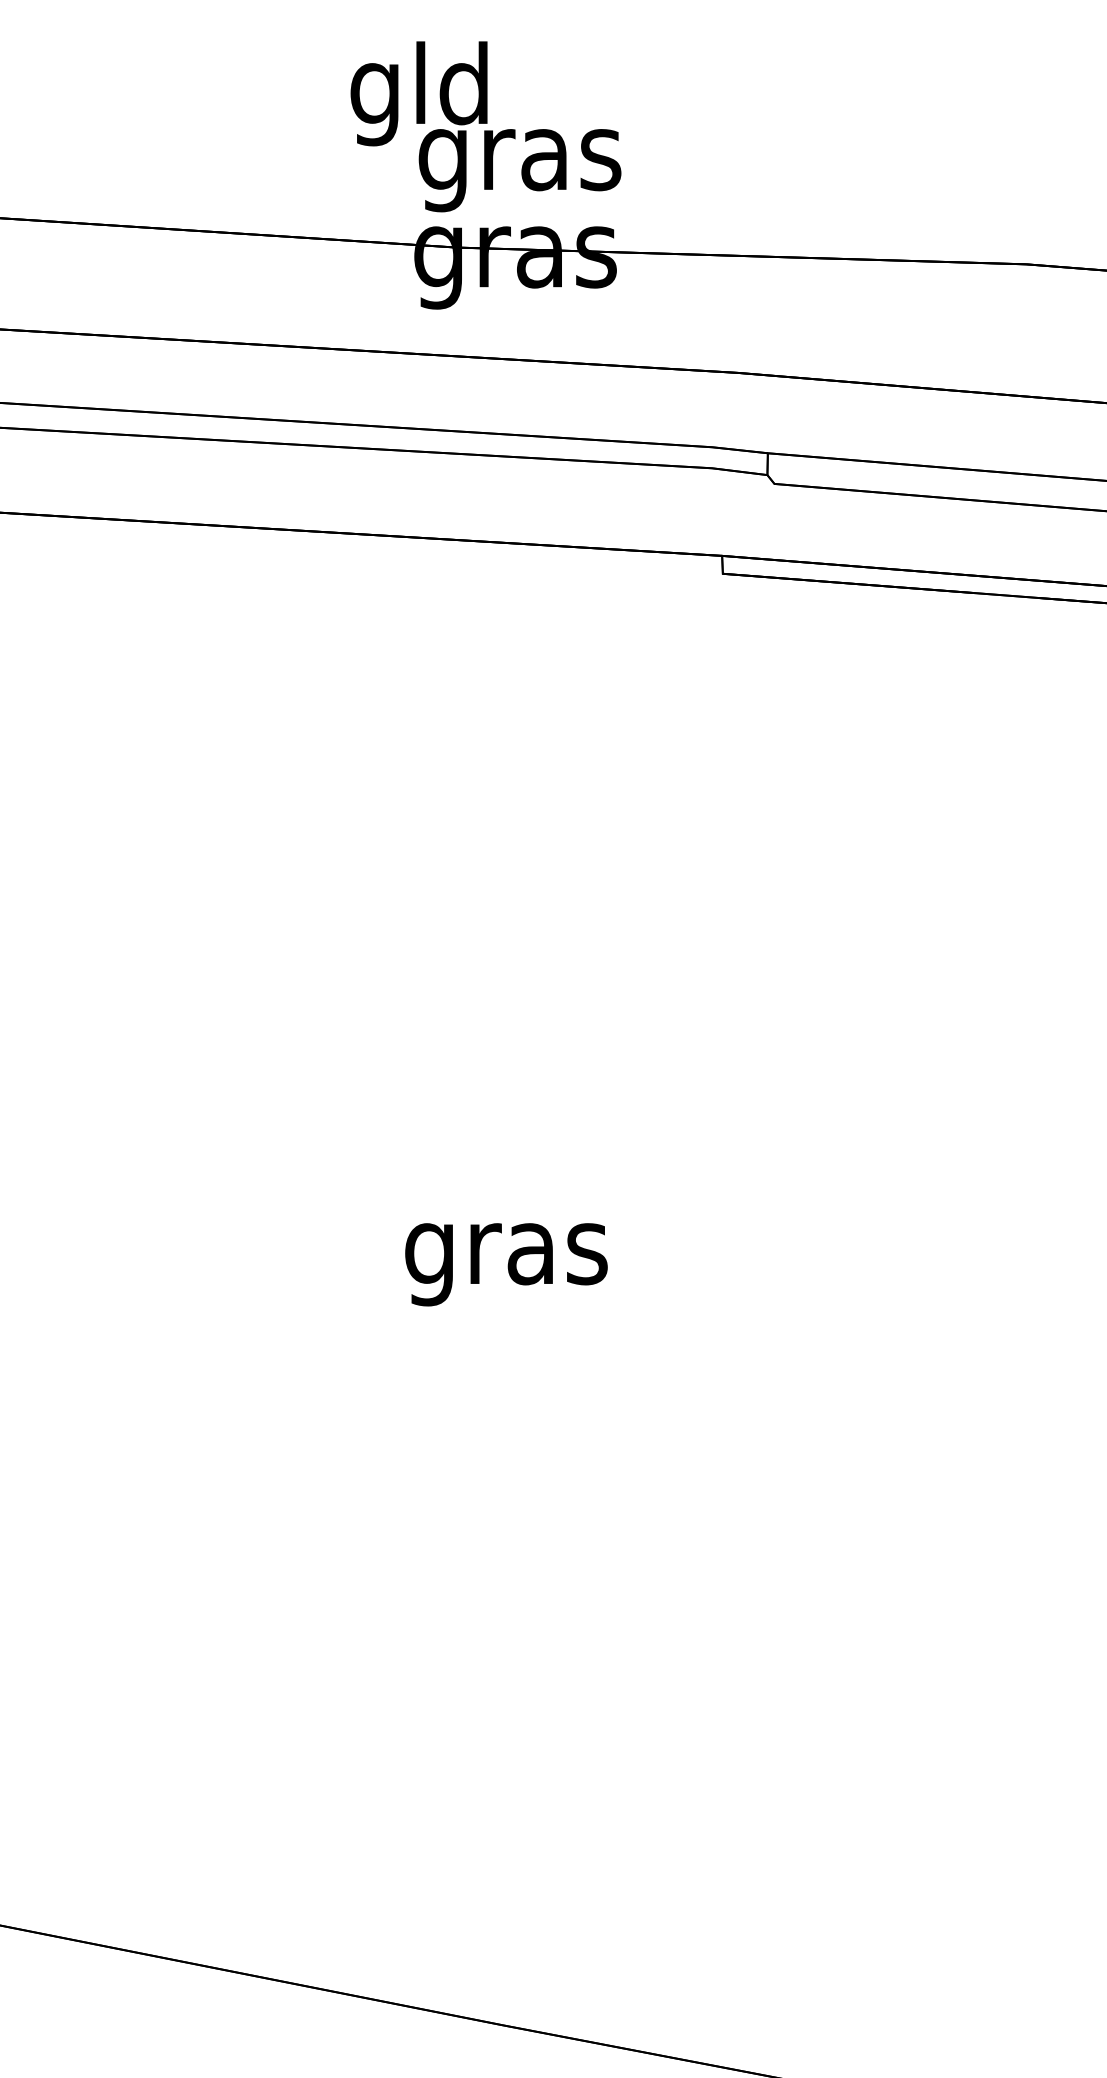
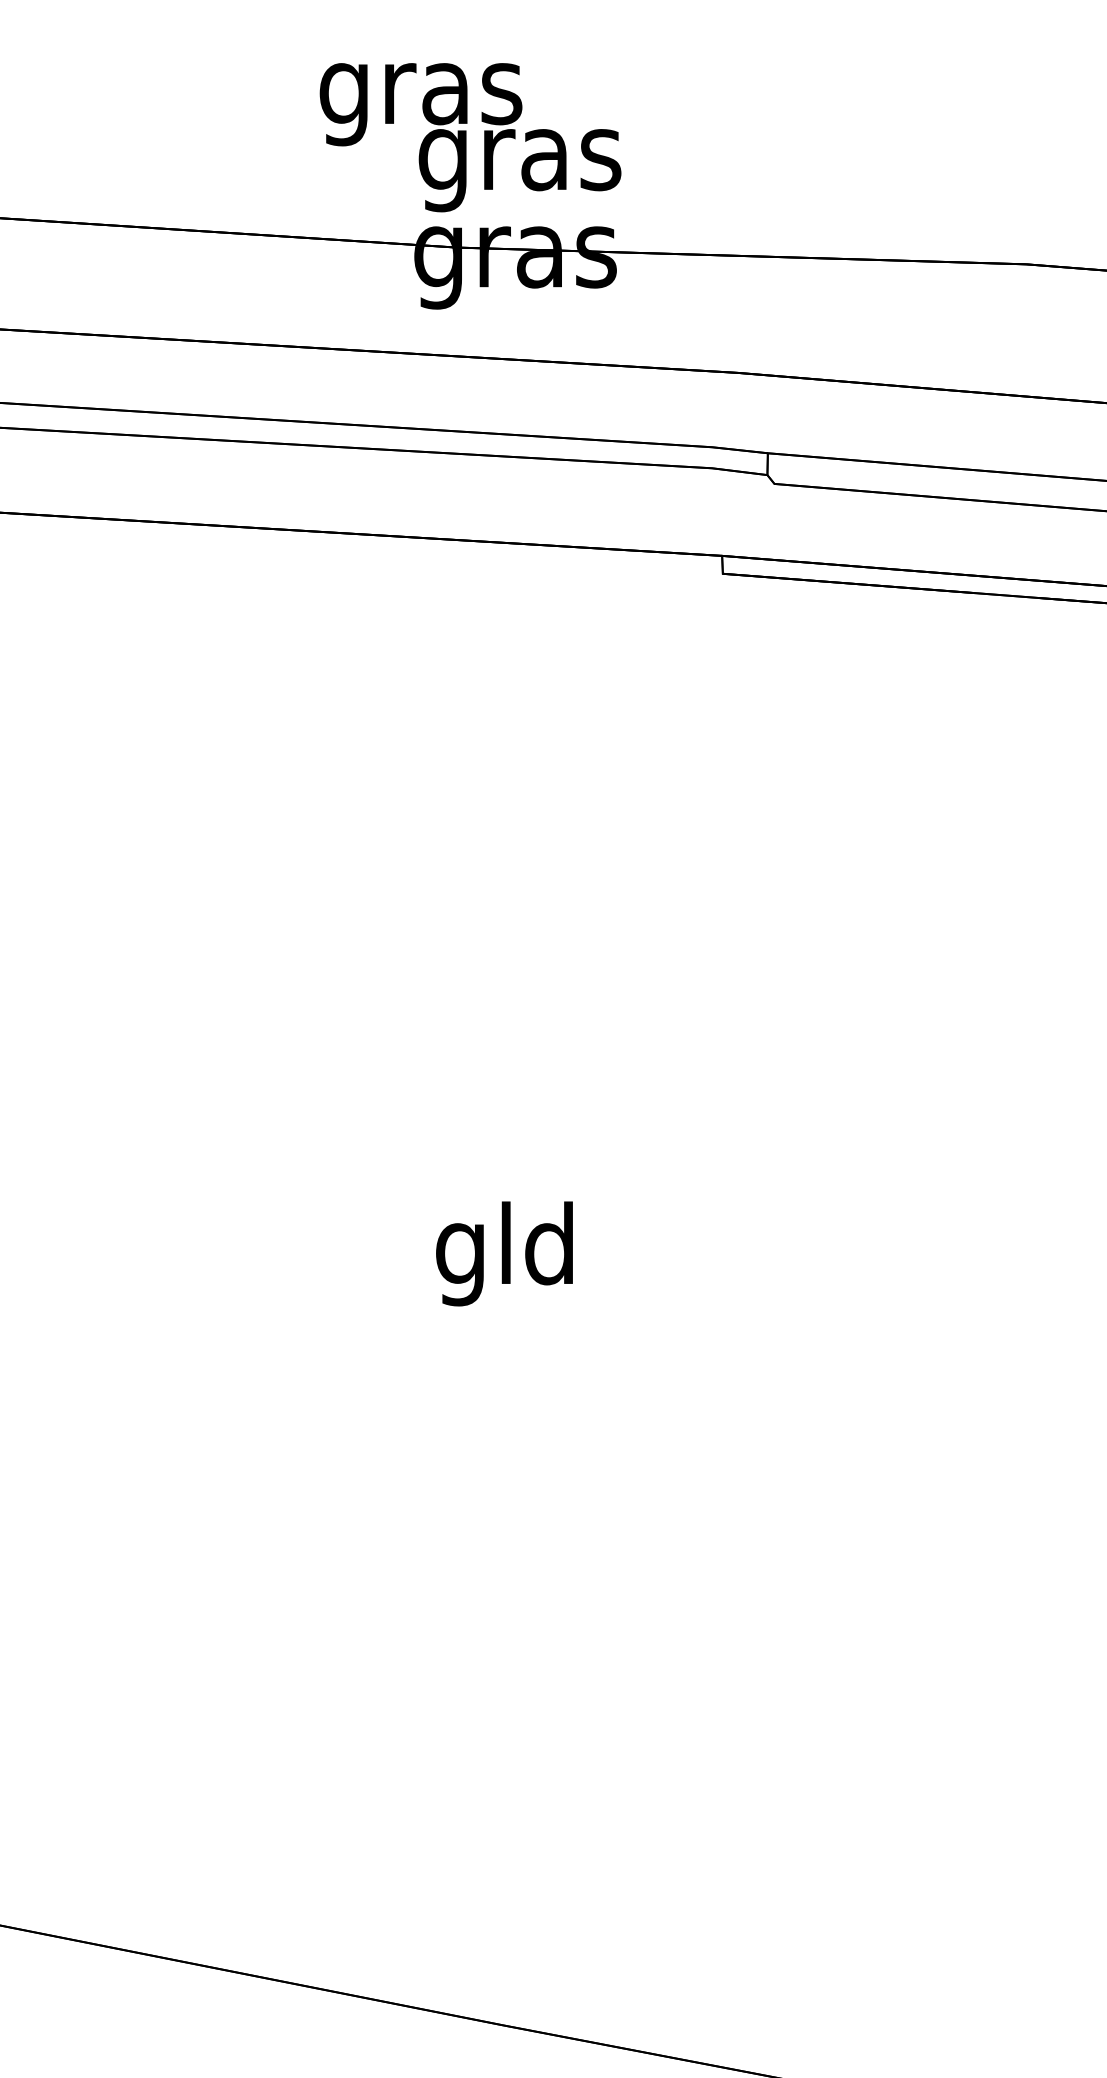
text: gld -> gras (420, 93)
text: gras -> gld (506, 1253)
